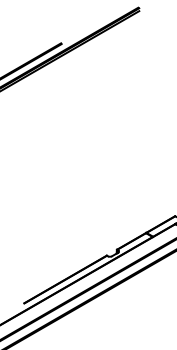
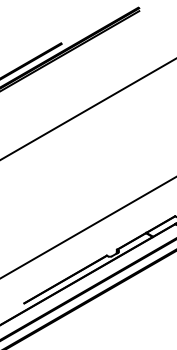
line: none -> present (87, 108)
line: none -> present (87, 227)
